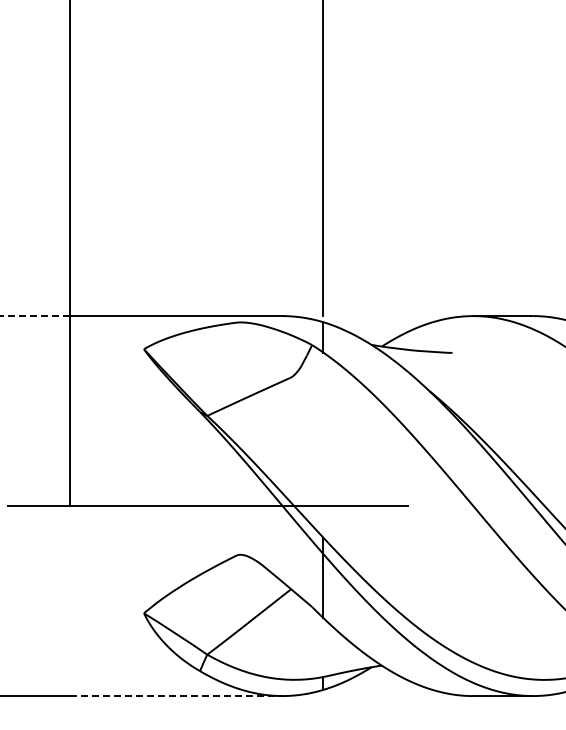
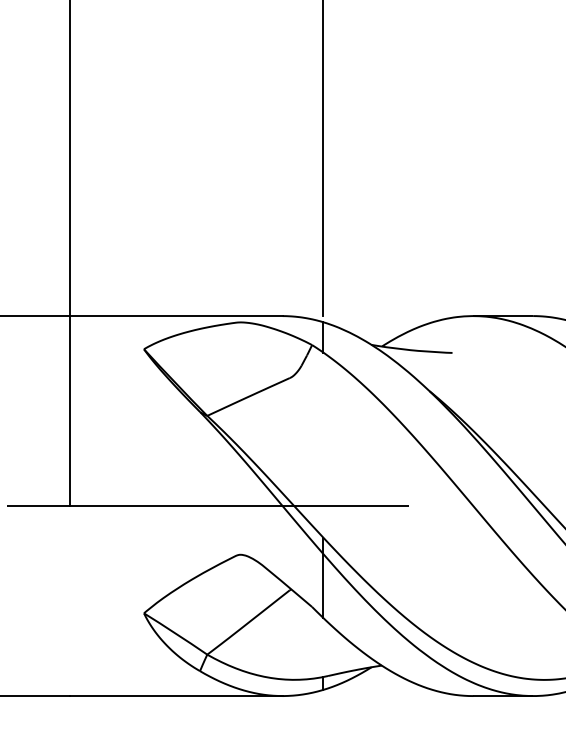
line: dashed -> solid (35, 316)
line: dashed -> solid (176, 696)
